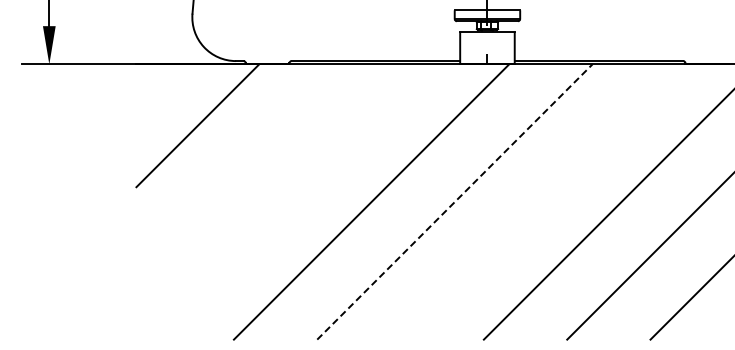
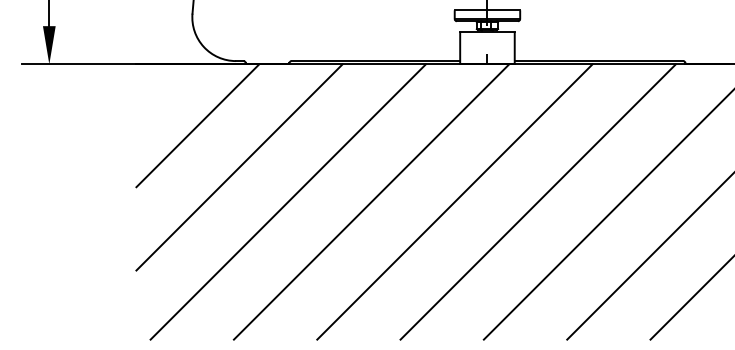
line: none -> present (239, 167)
line: none -> present (287, 201)
line: none -> present (537, 201)
line: dashed -> solid (454, 202)
